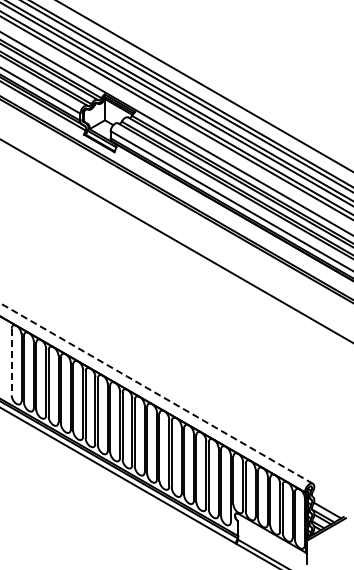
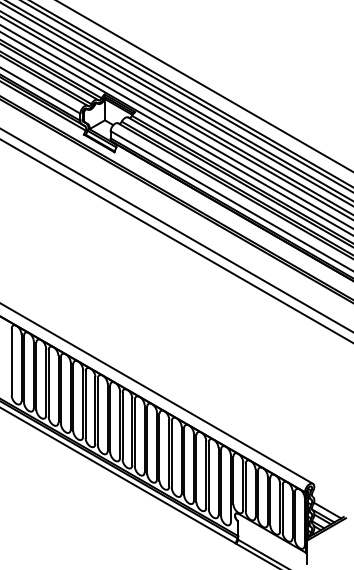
line: none -> present (176, 126)
line: none -> present (176, 229)
line: dashed -> solid (11, 362)
line: dashed -> solid (156, 393)
